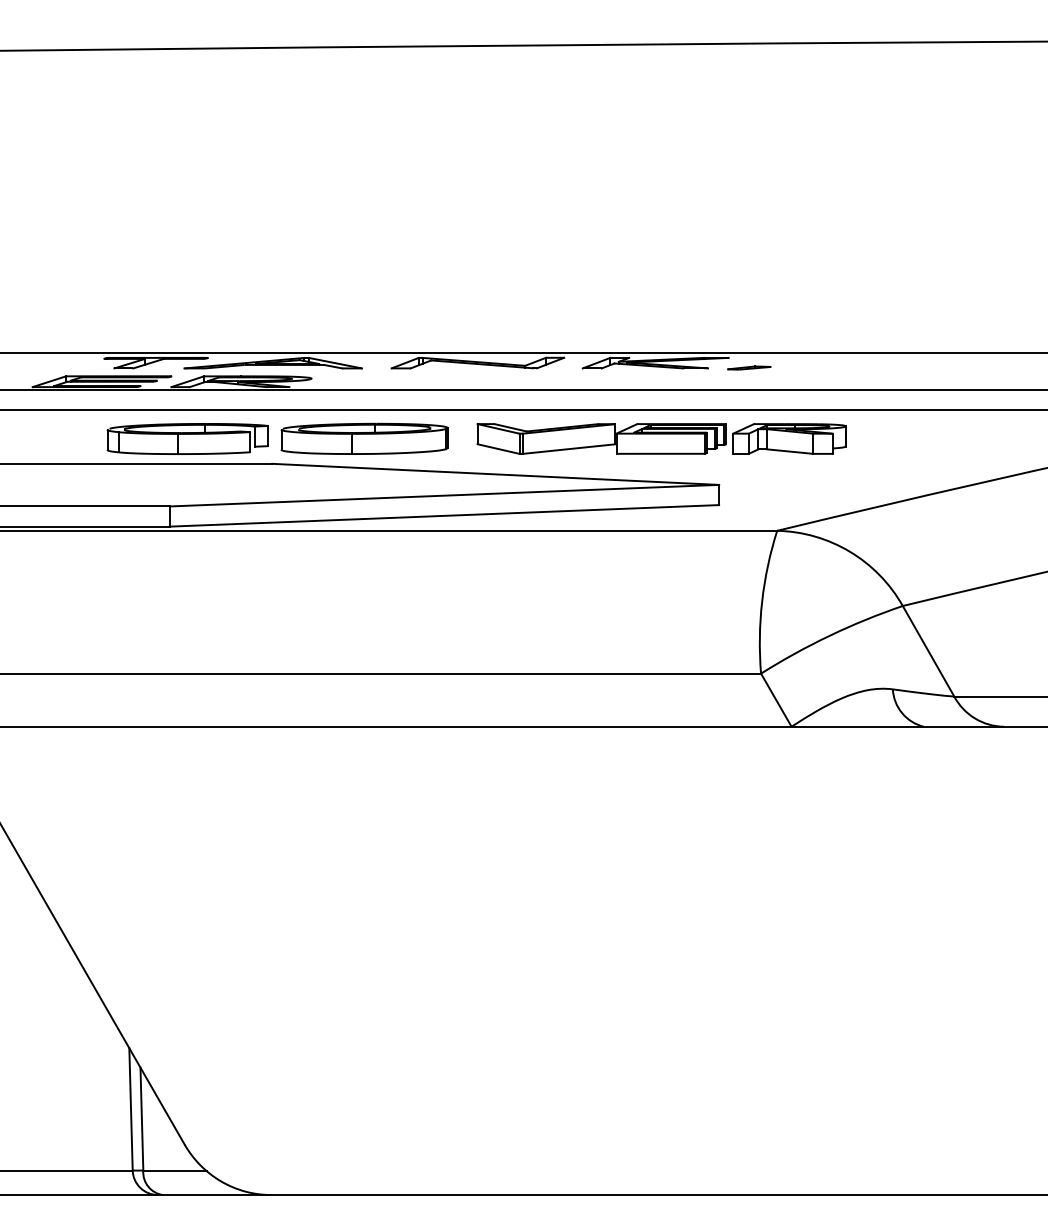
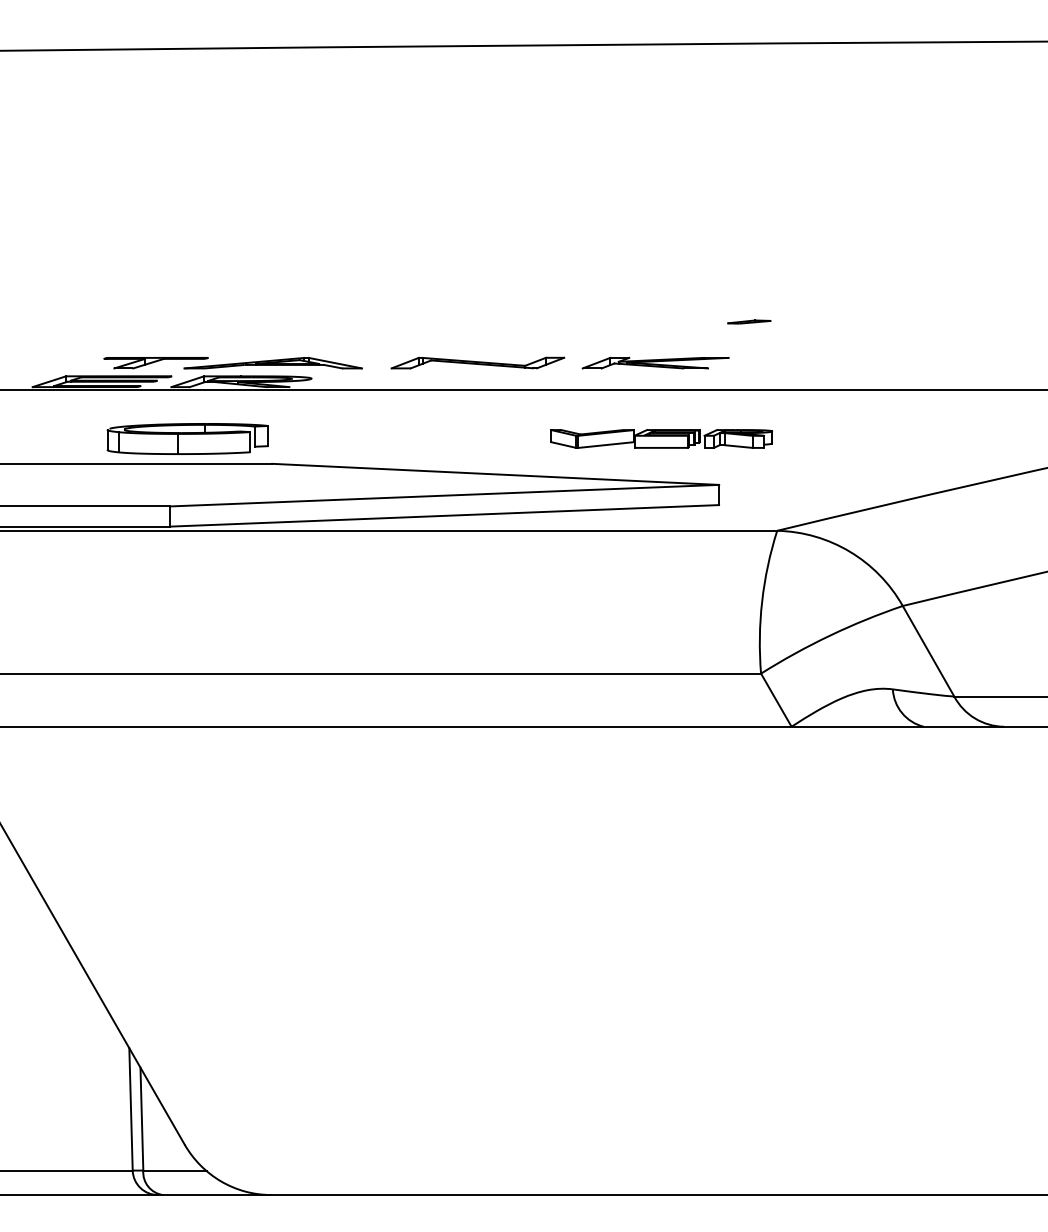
line: present -> none (523, 353)
line position: (749, 367) -> (749, 321) (749, 321)
line: present -> none (523, 410)
part: present -> none (364, 438)
part size: 371x32 px -> 224x20 px (661, 438)
